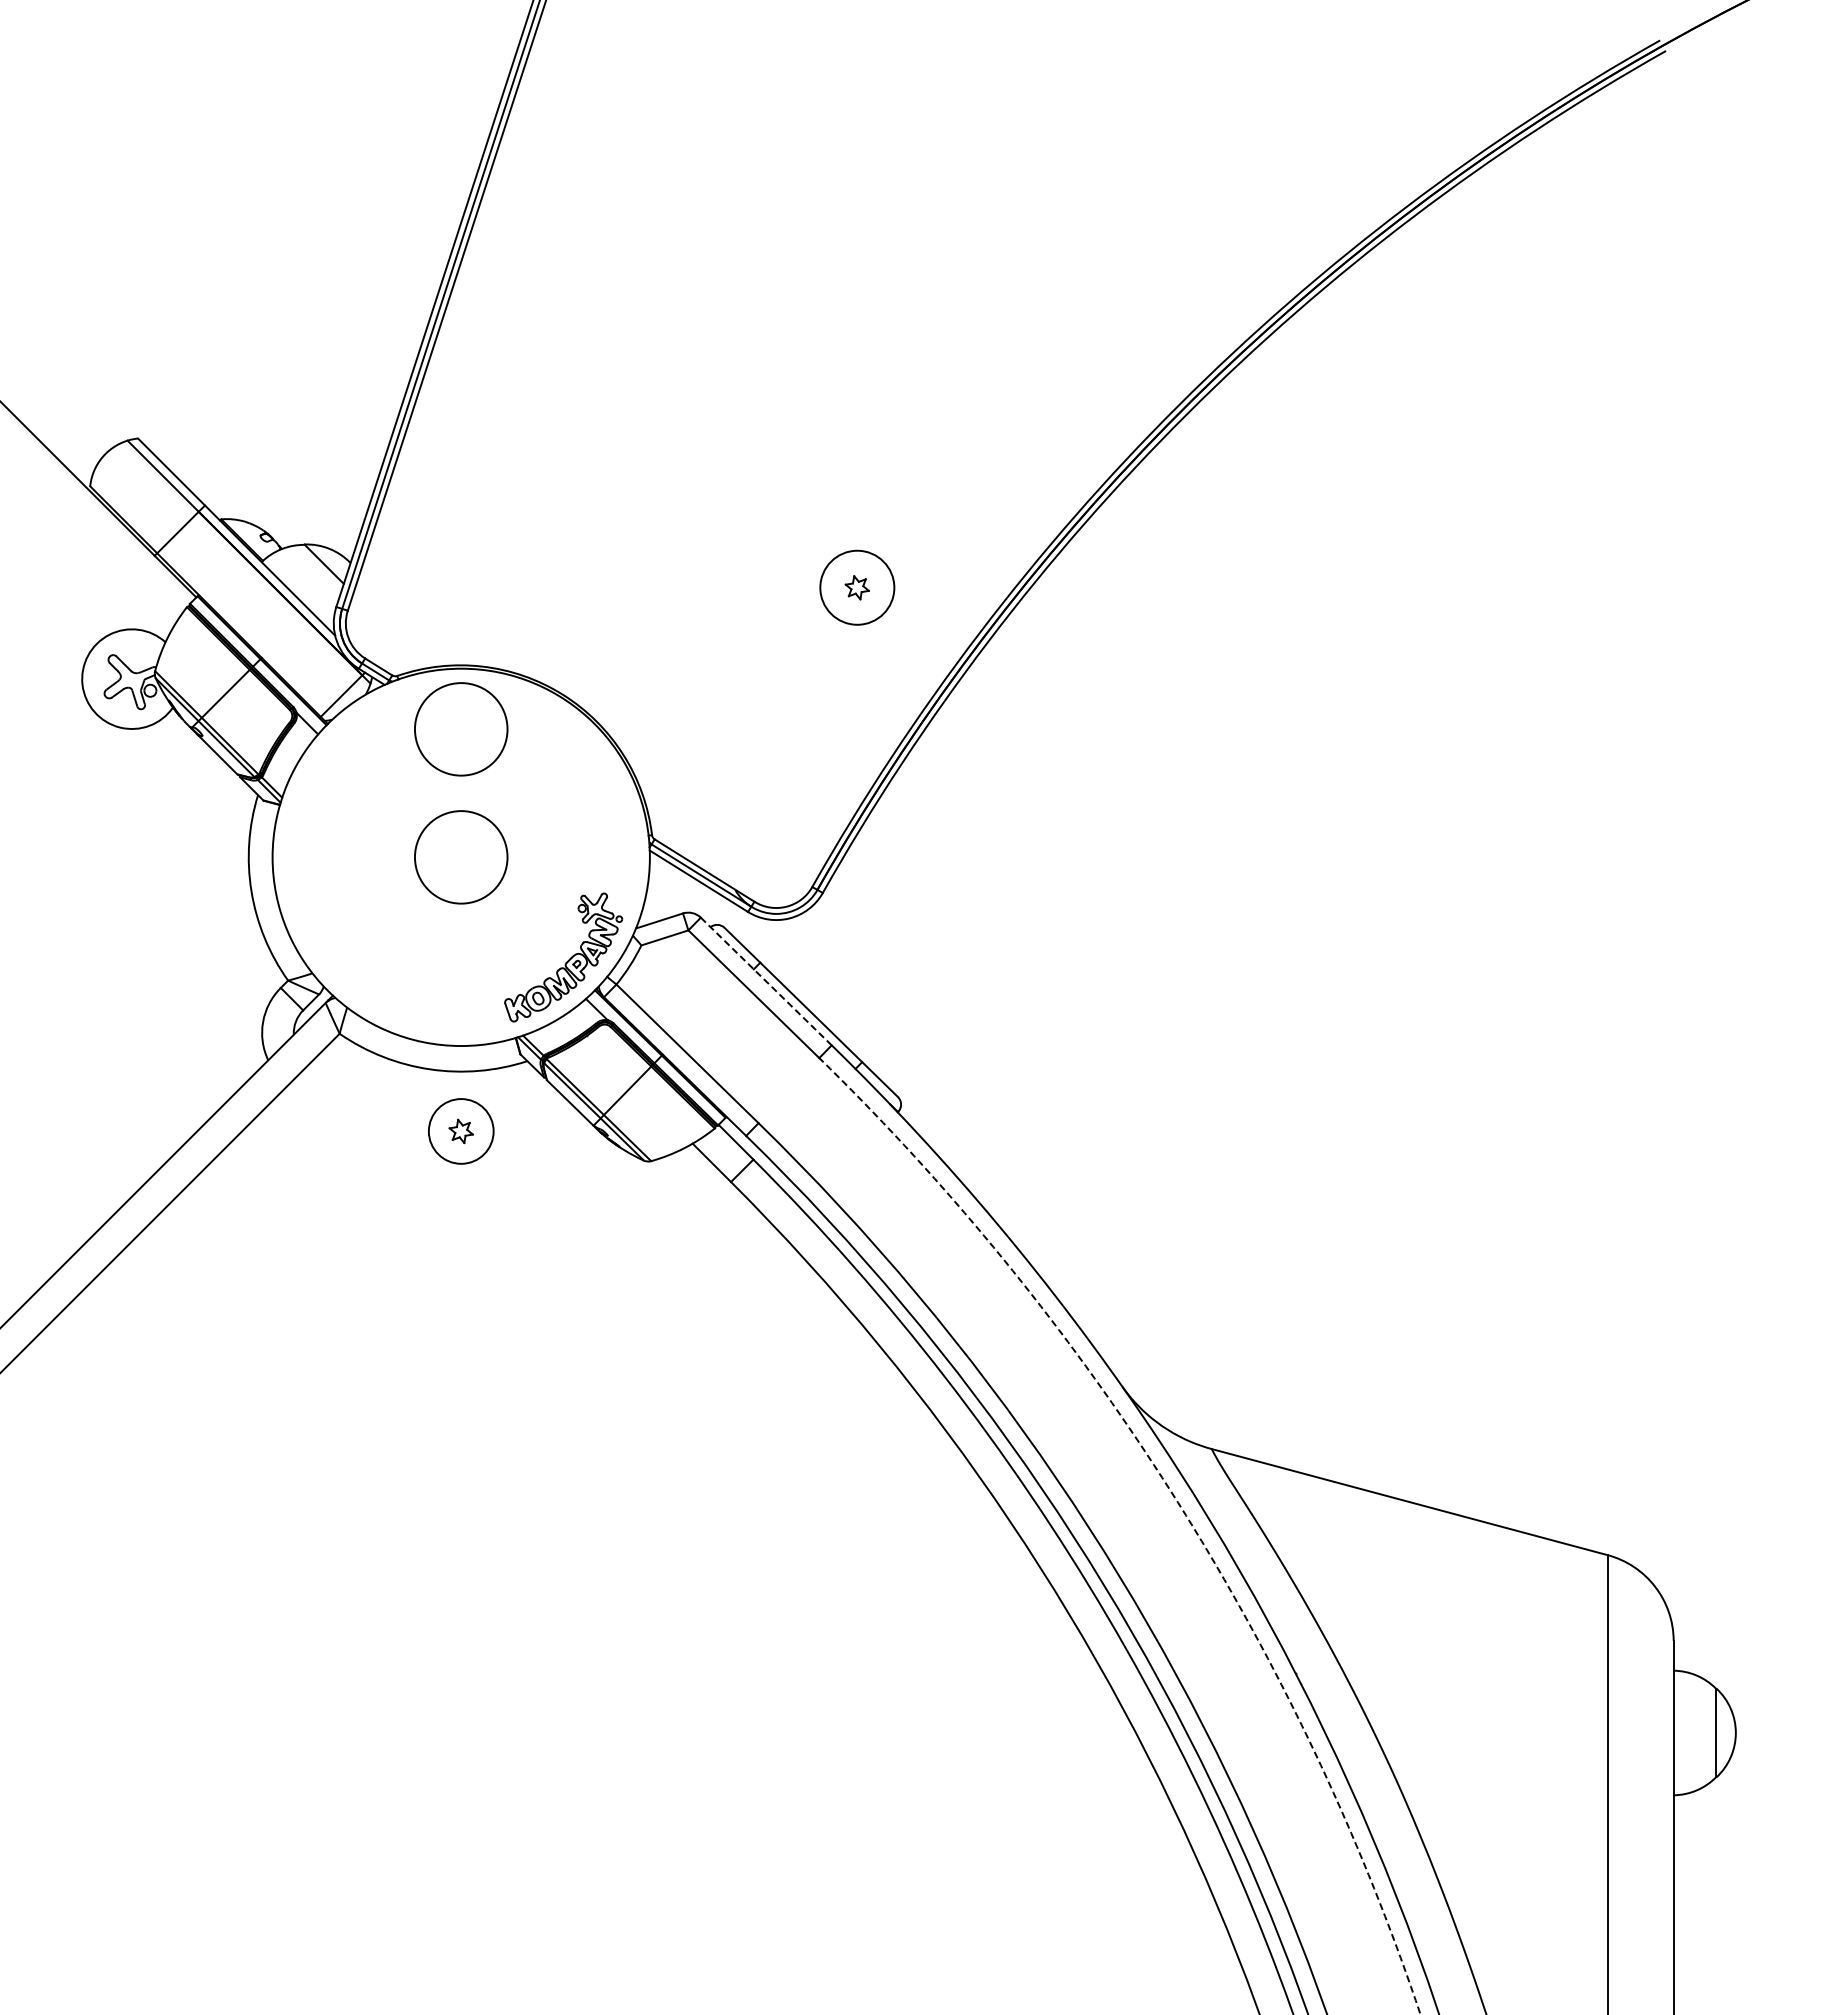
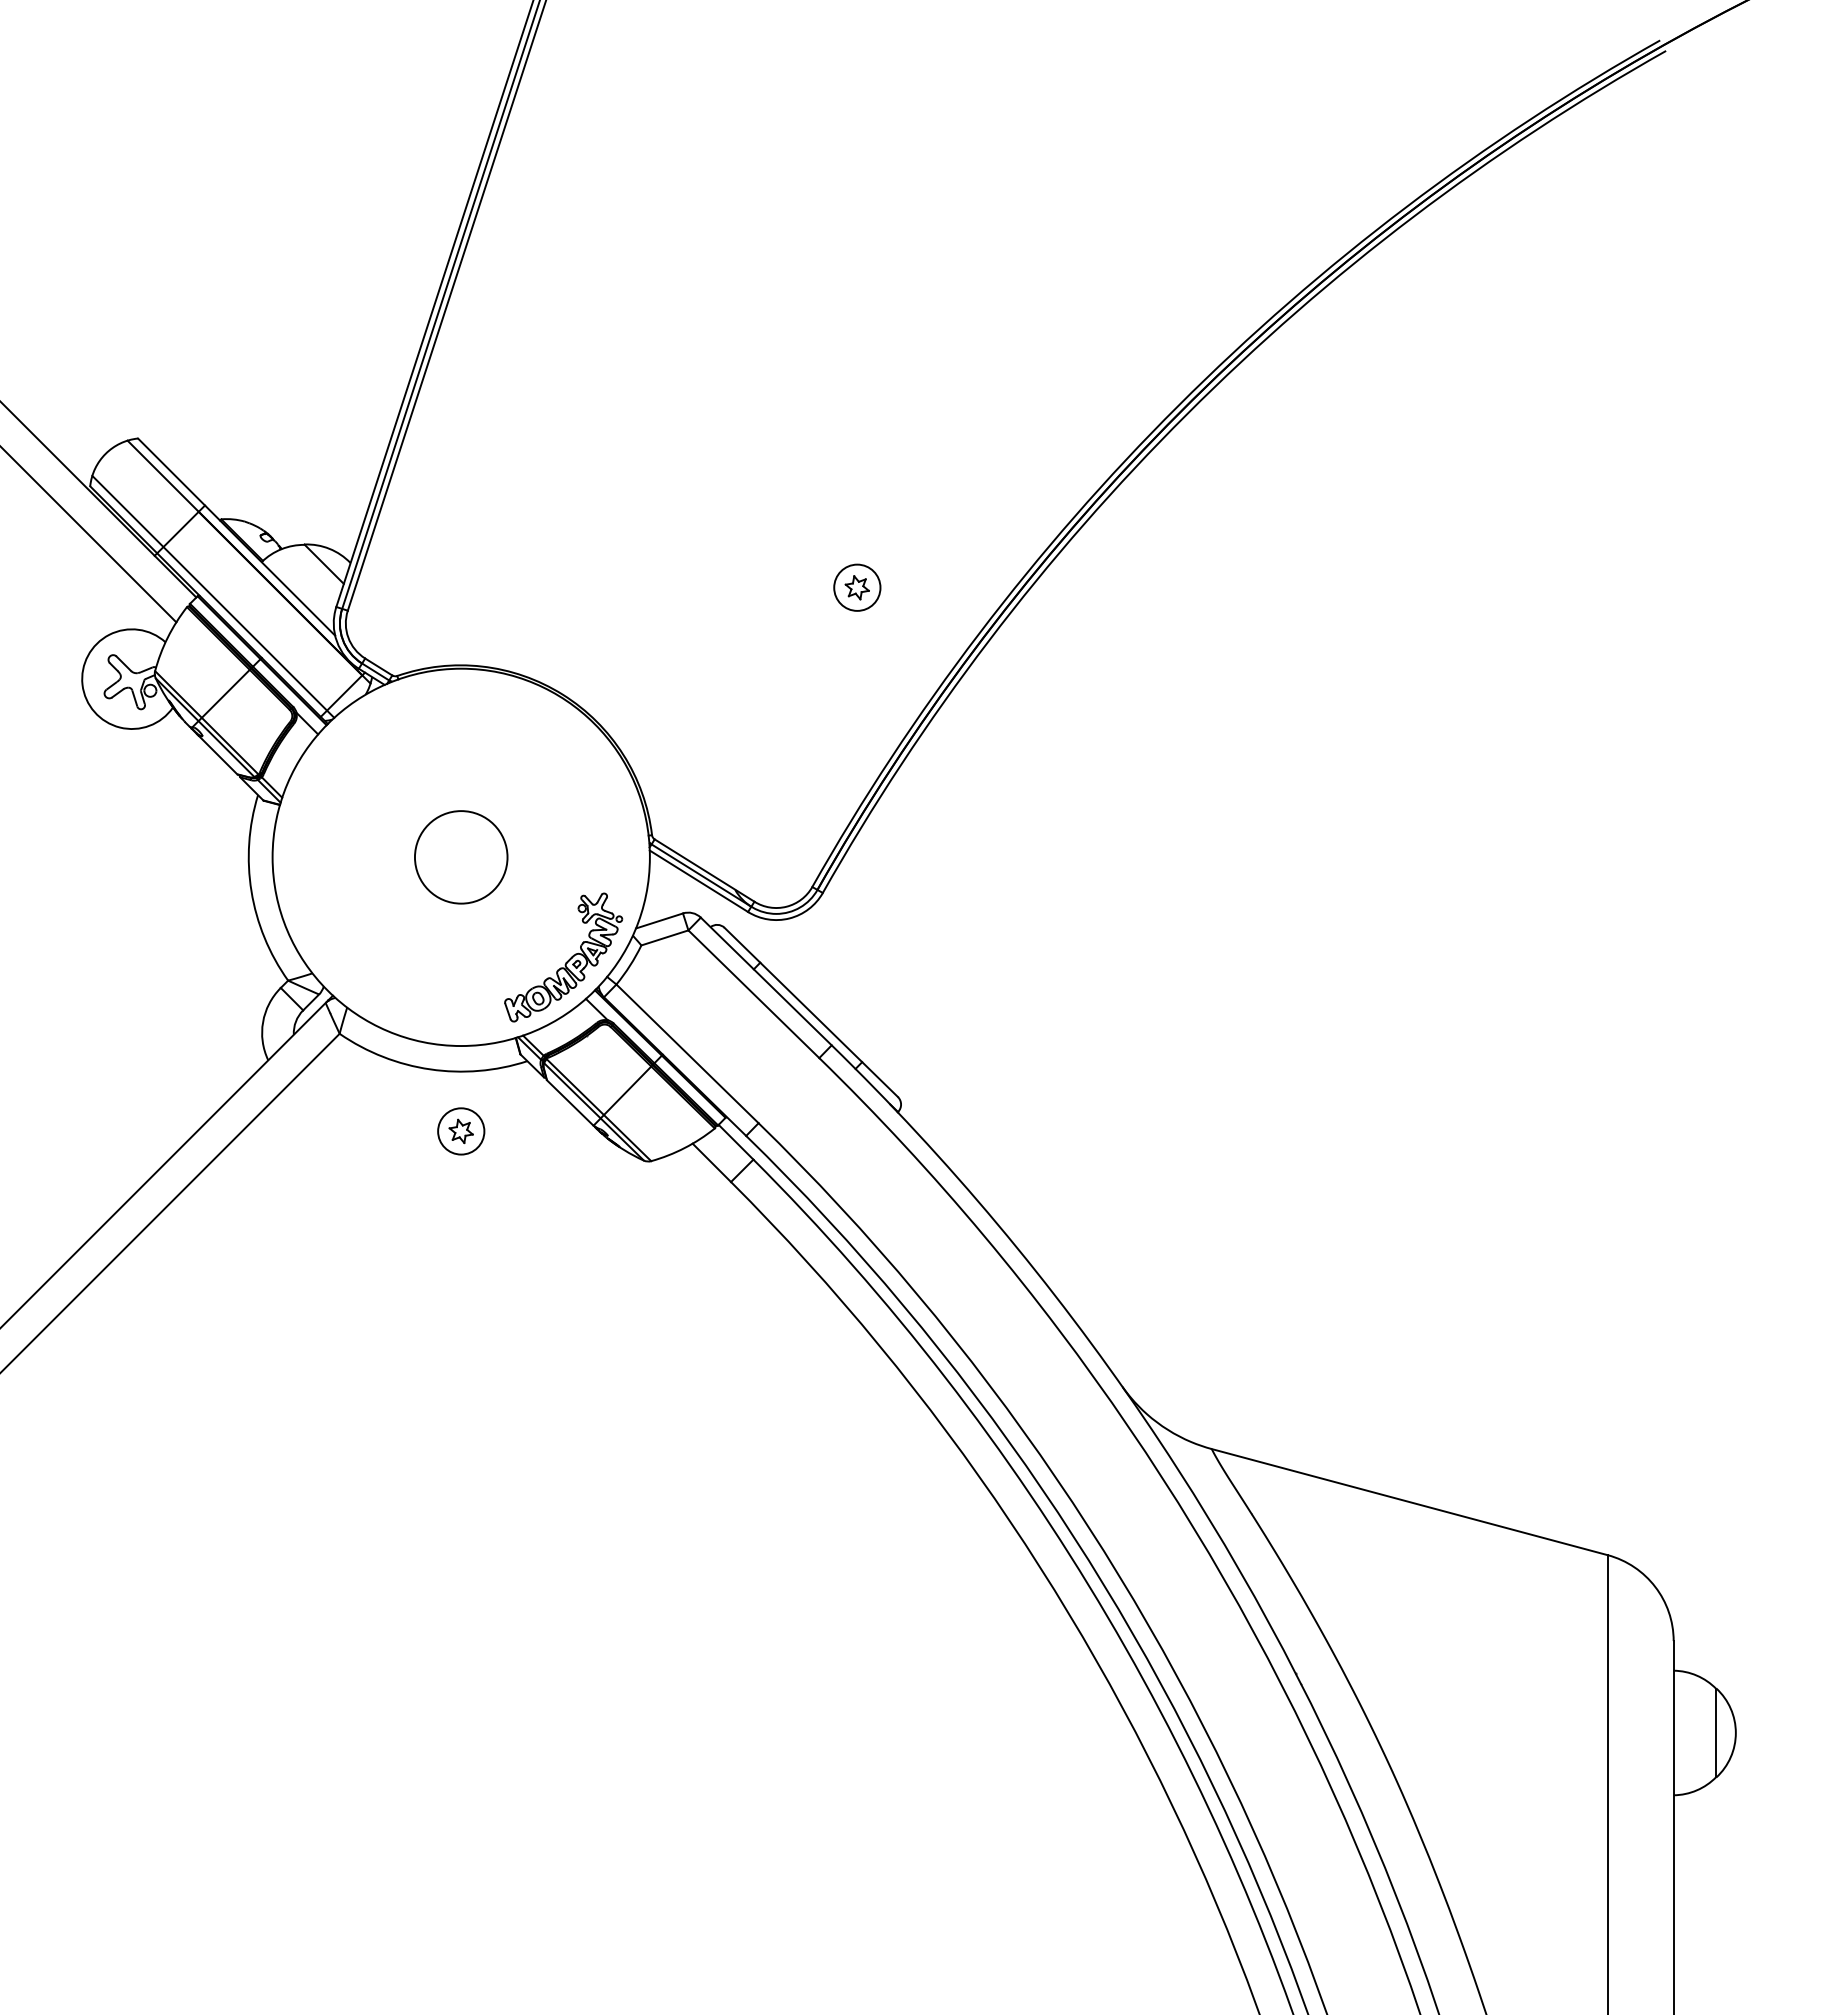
line: none -> present (89, 535)
circle diameter: 74 px -> 46 px (857, 587)
line: none -> present (213, 596)
circle: present -> none (461, 729)
line: dashed -> solid (766, 981)
circle diameter: 65 px -> 46 px (461, 1131)
arc: dashed -> solid (1174, 1496)
